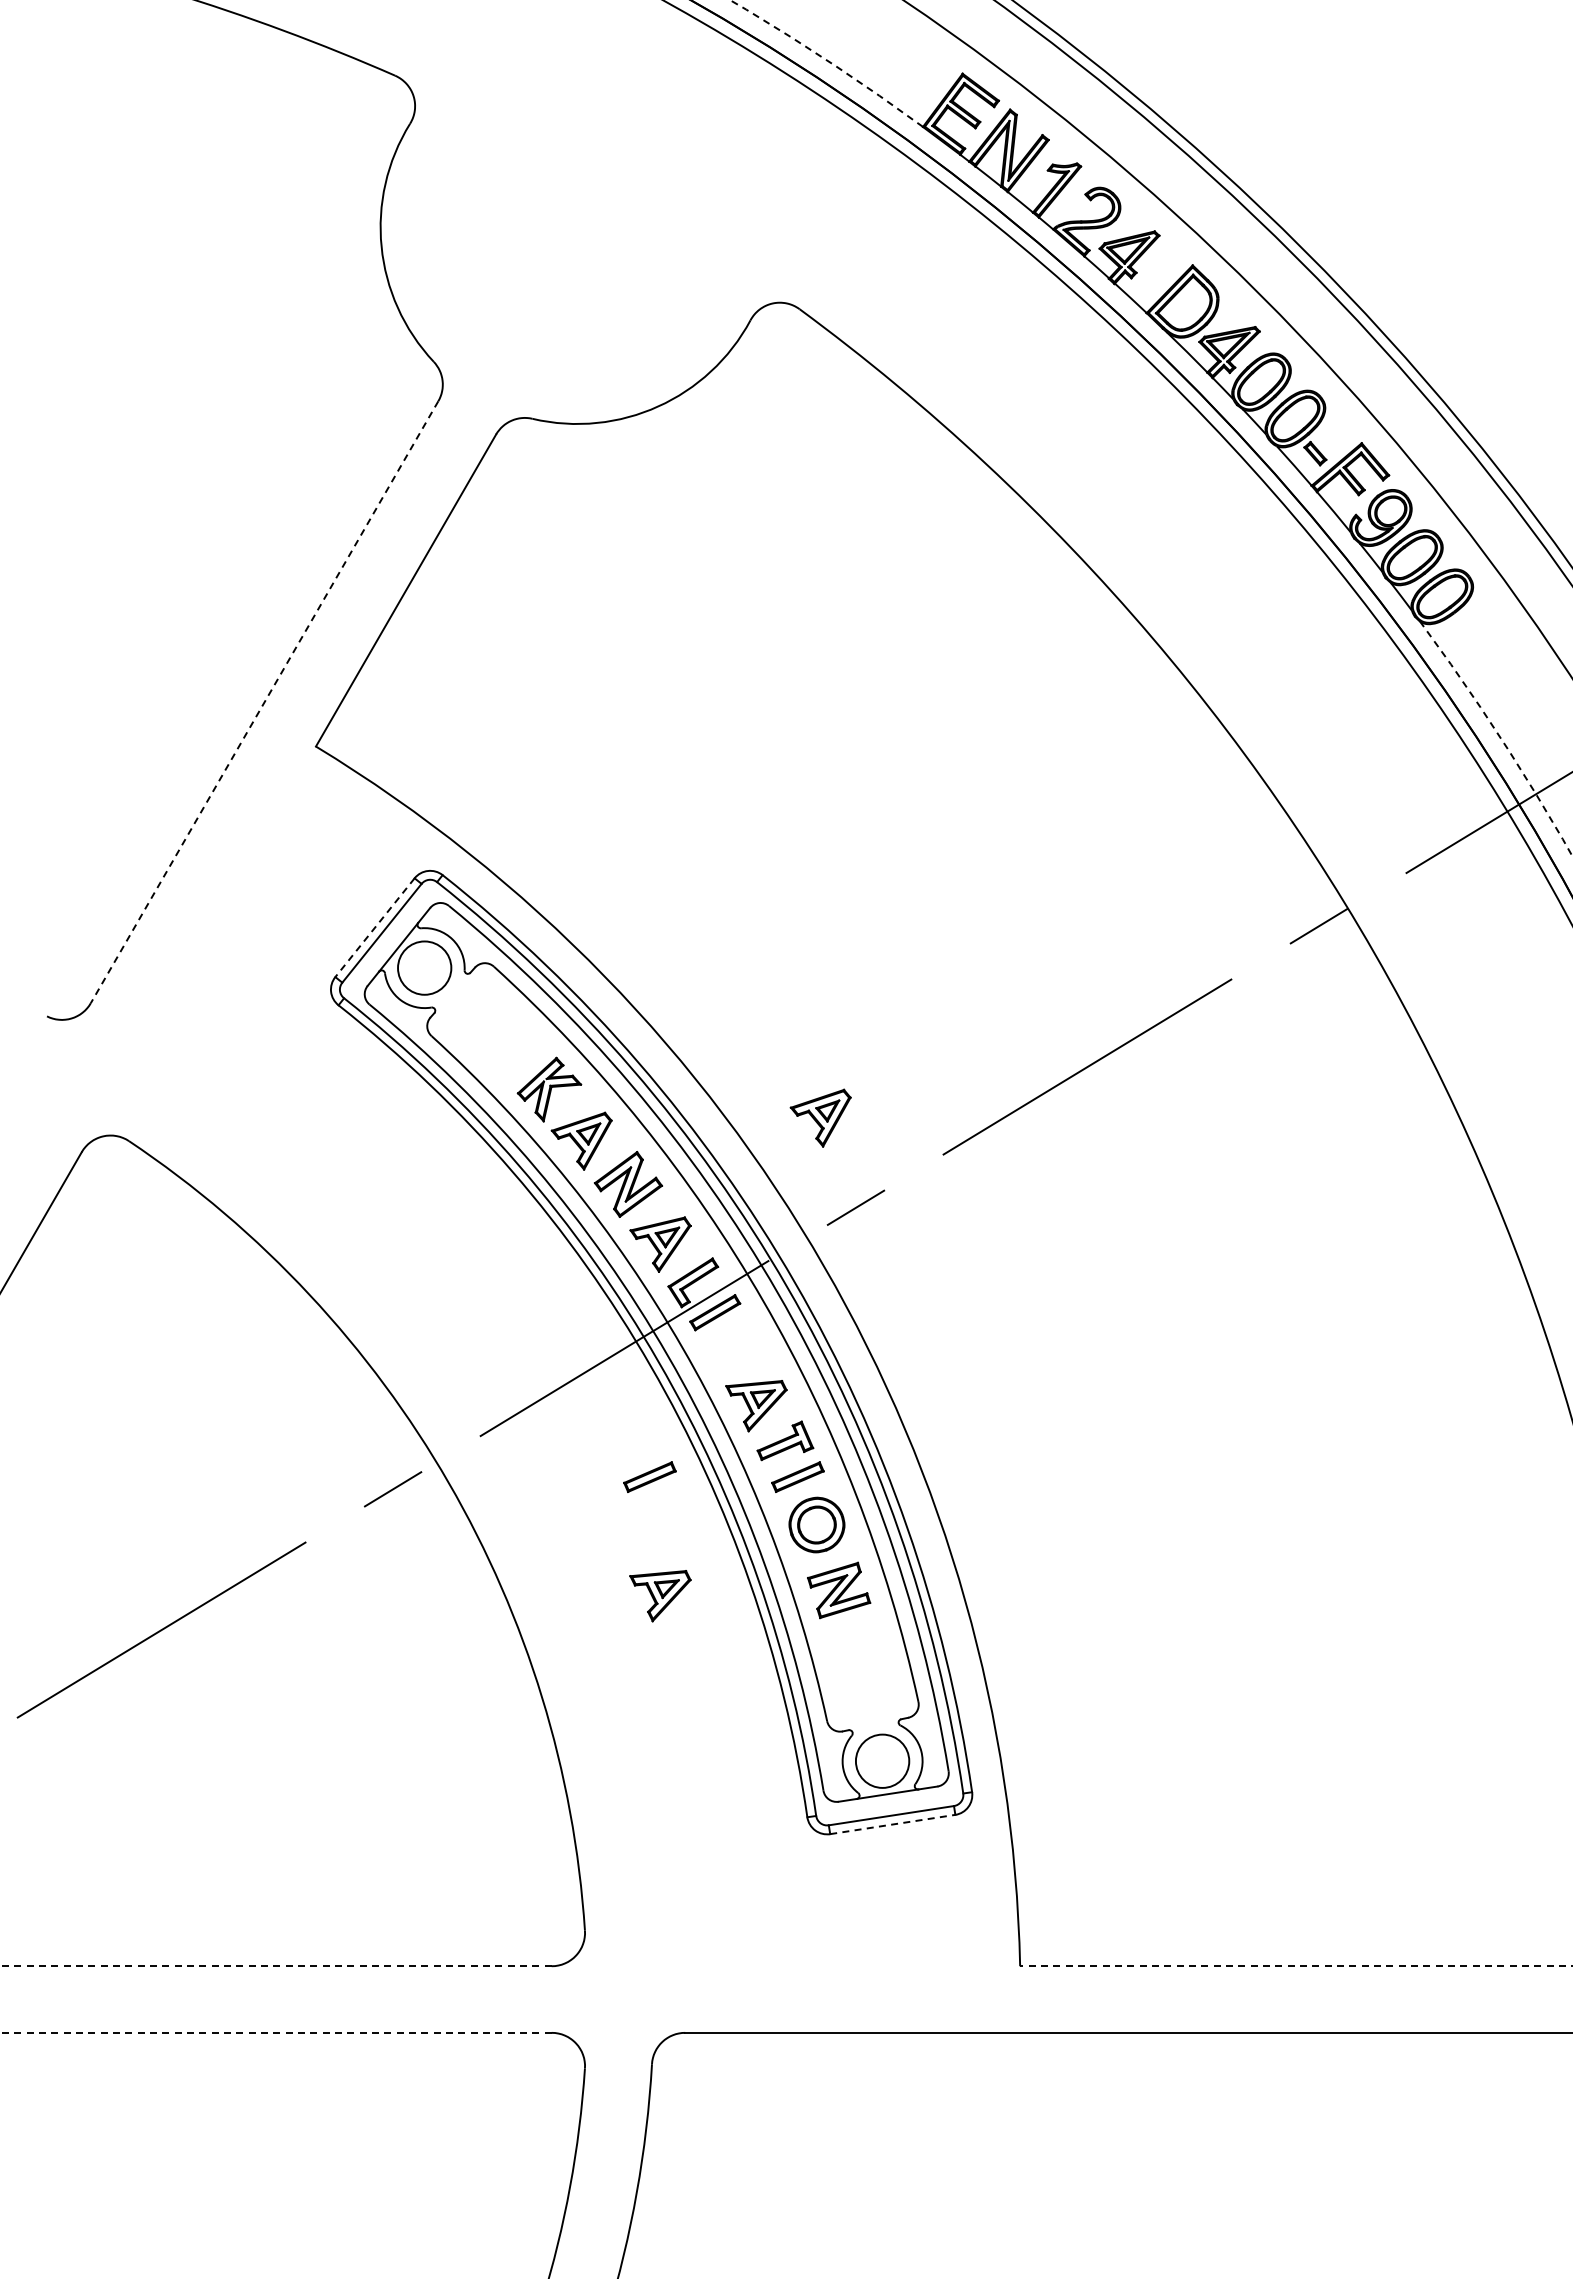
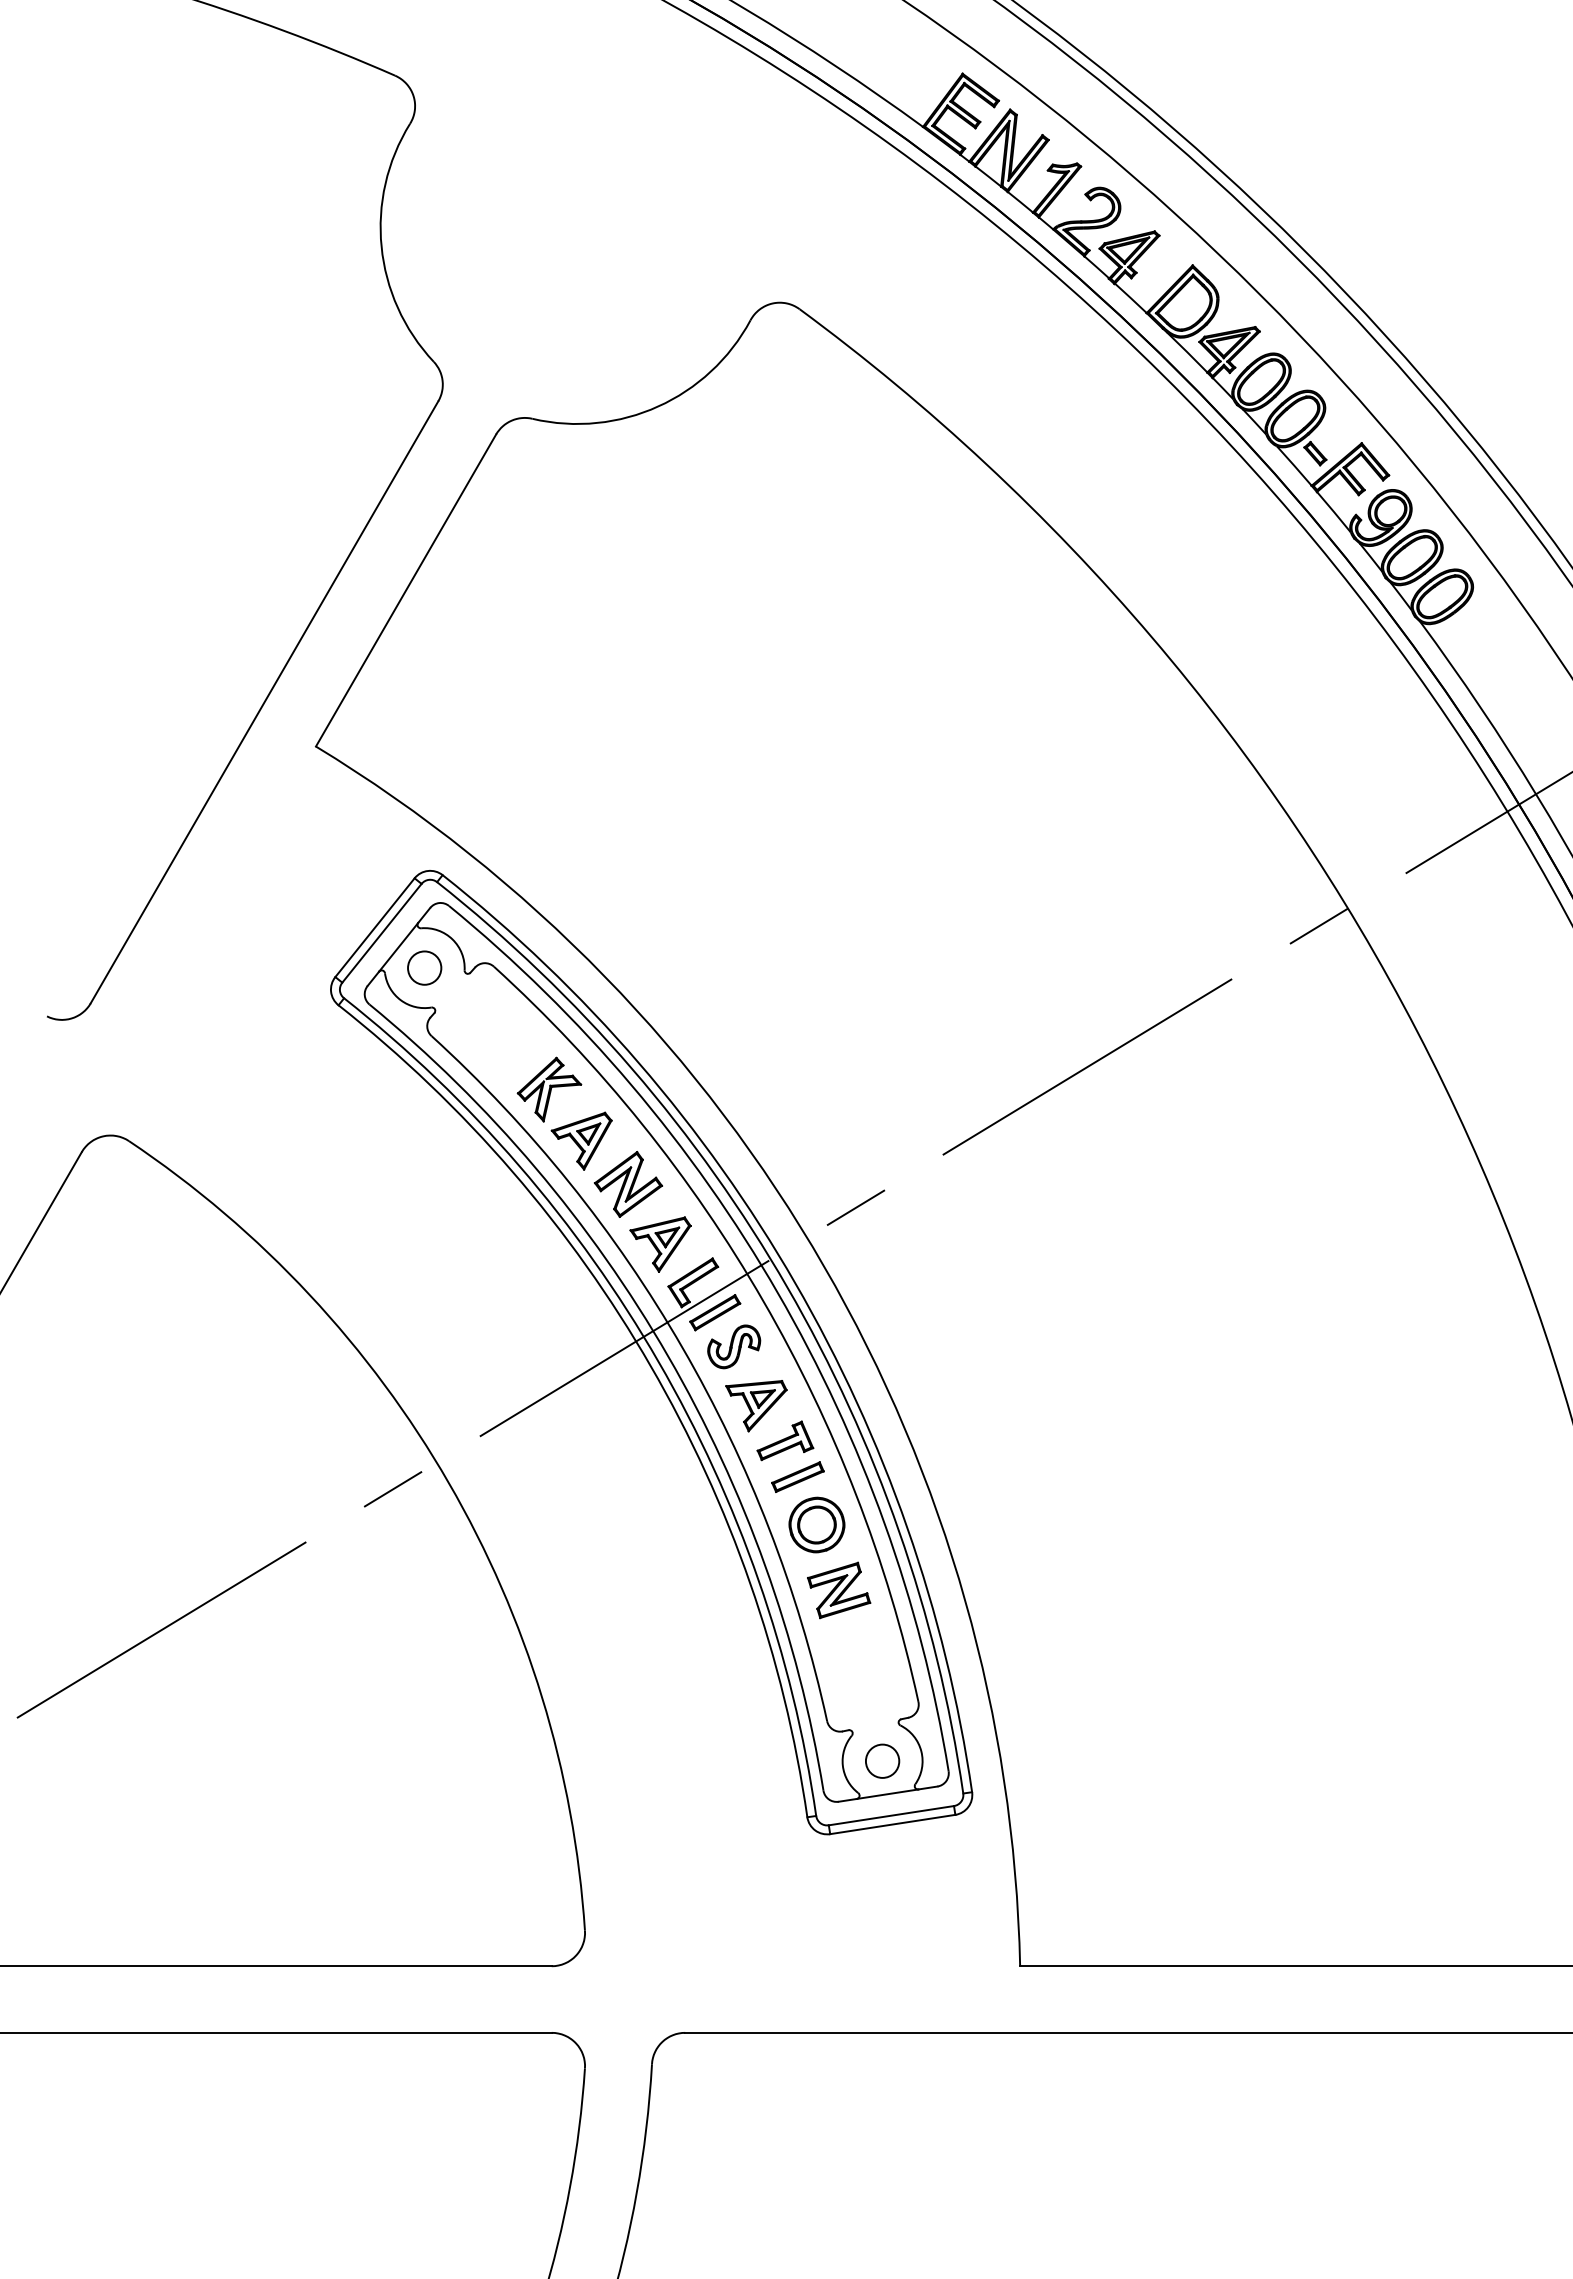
arc: dashed -> solid (828, 61)
line: dashed -> solid (264, 702)
arc: dashed -> solid (1500, 737)
line: dashed -> solid (374, 928)
circle diameter: 53 px -> 33 px (424, 967)
part: present -> none (820, 1117)
part: none -> present (734, 1346)
part: present -> none (649, 1476)
part: present -> none (660, 1596)
circle diameter: 53 px -> 33 px (882, 1760)
line: dashed -> solid (893, 1824)
line: dashed -> solid (276, 1966)
line: dashed -> solid (1296, 1966)
line: dashed -> solid (276, 2032)
